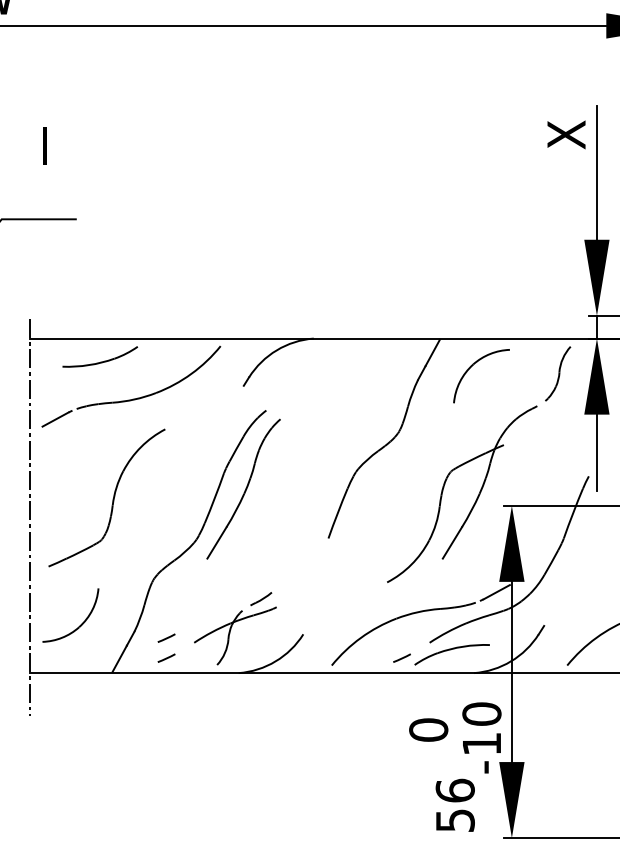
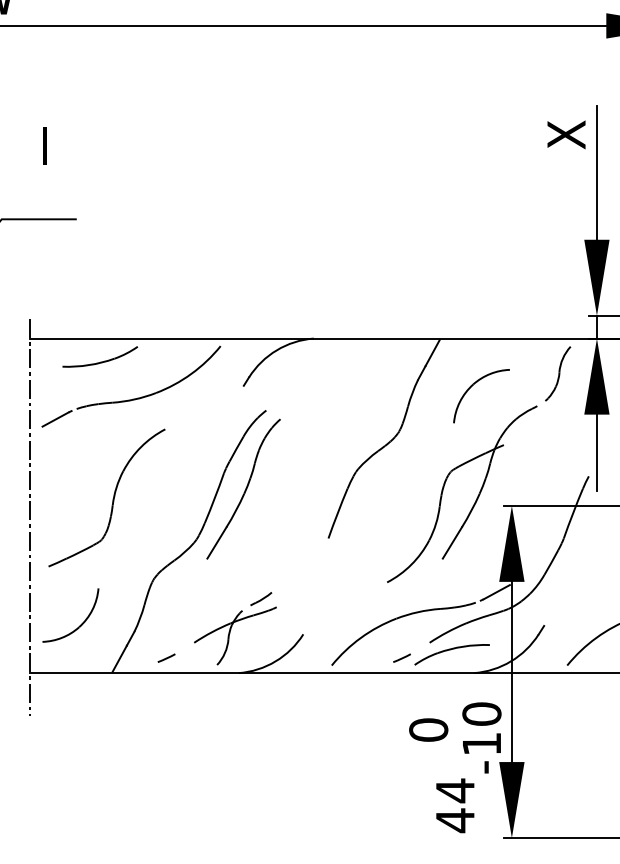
part position: (472, 366) -> (472, 386) (472, 386)
line: present -> none (166, 637)
text: 56 -> 44 (454, 805)
